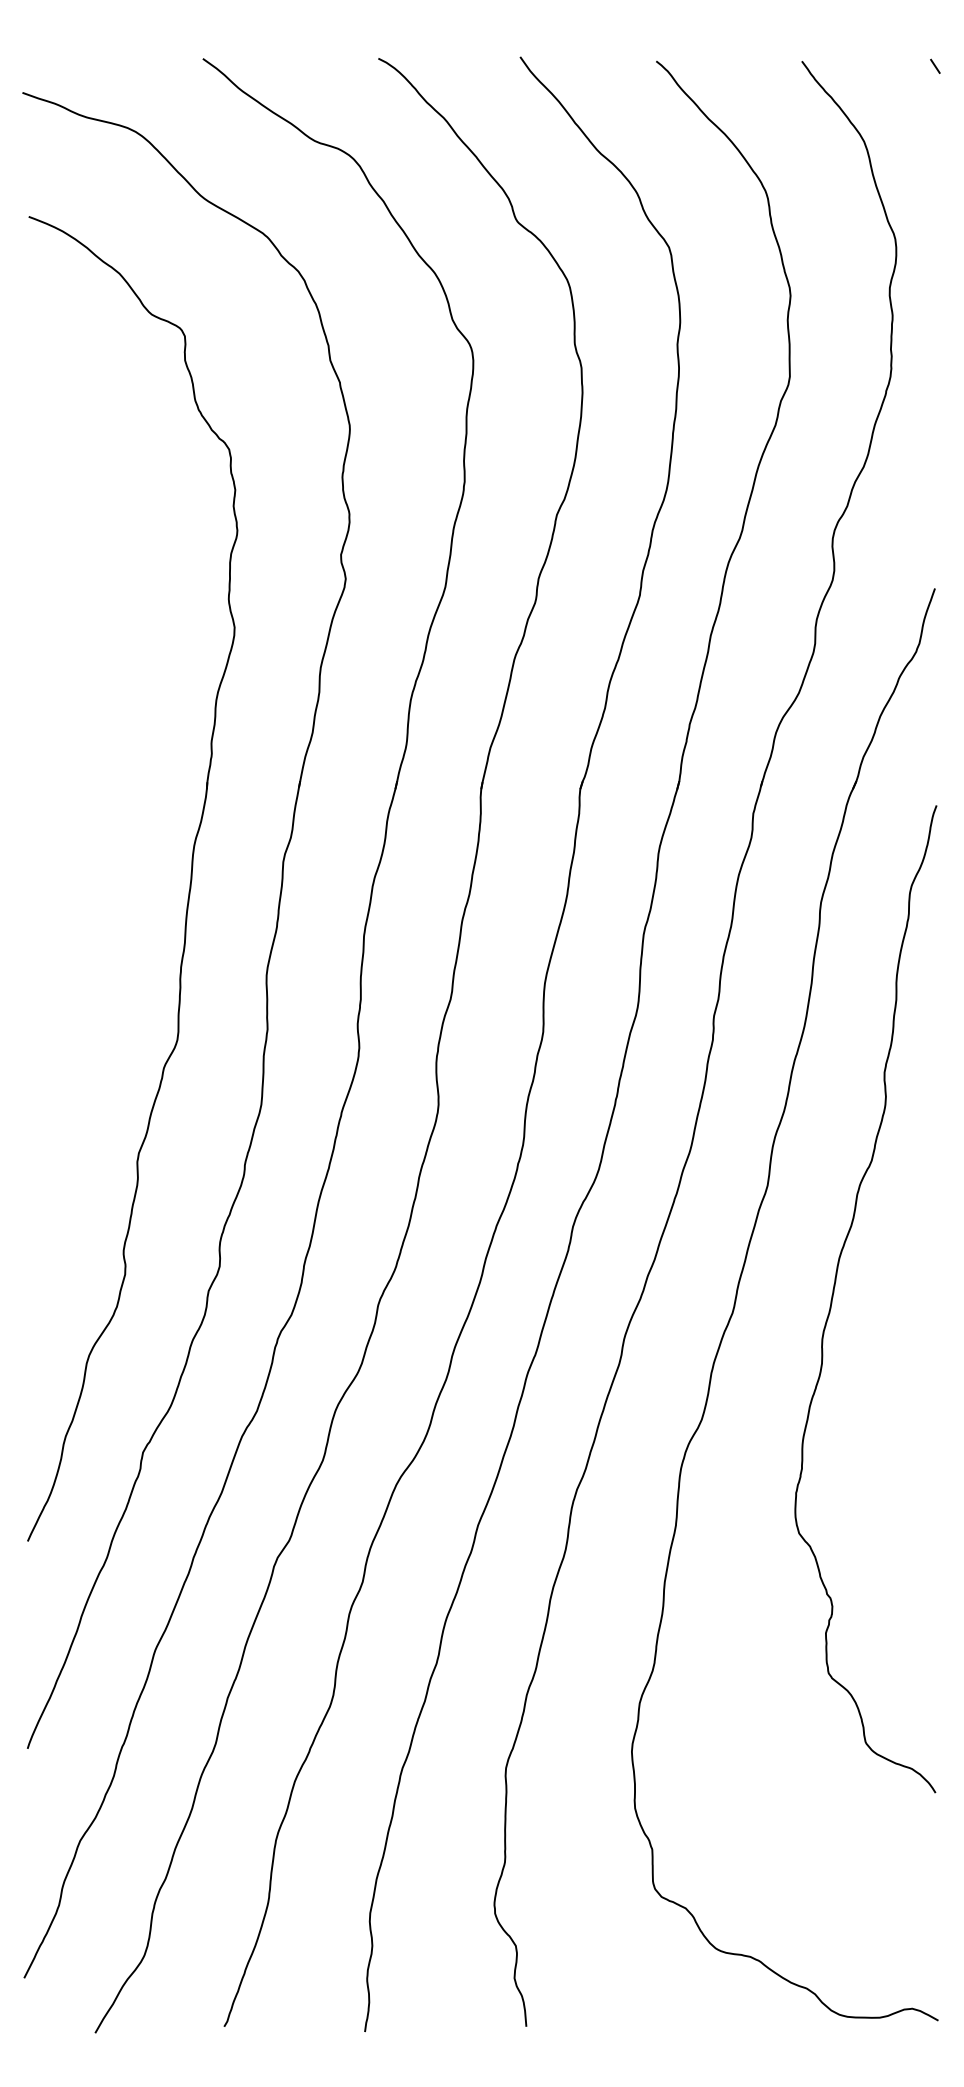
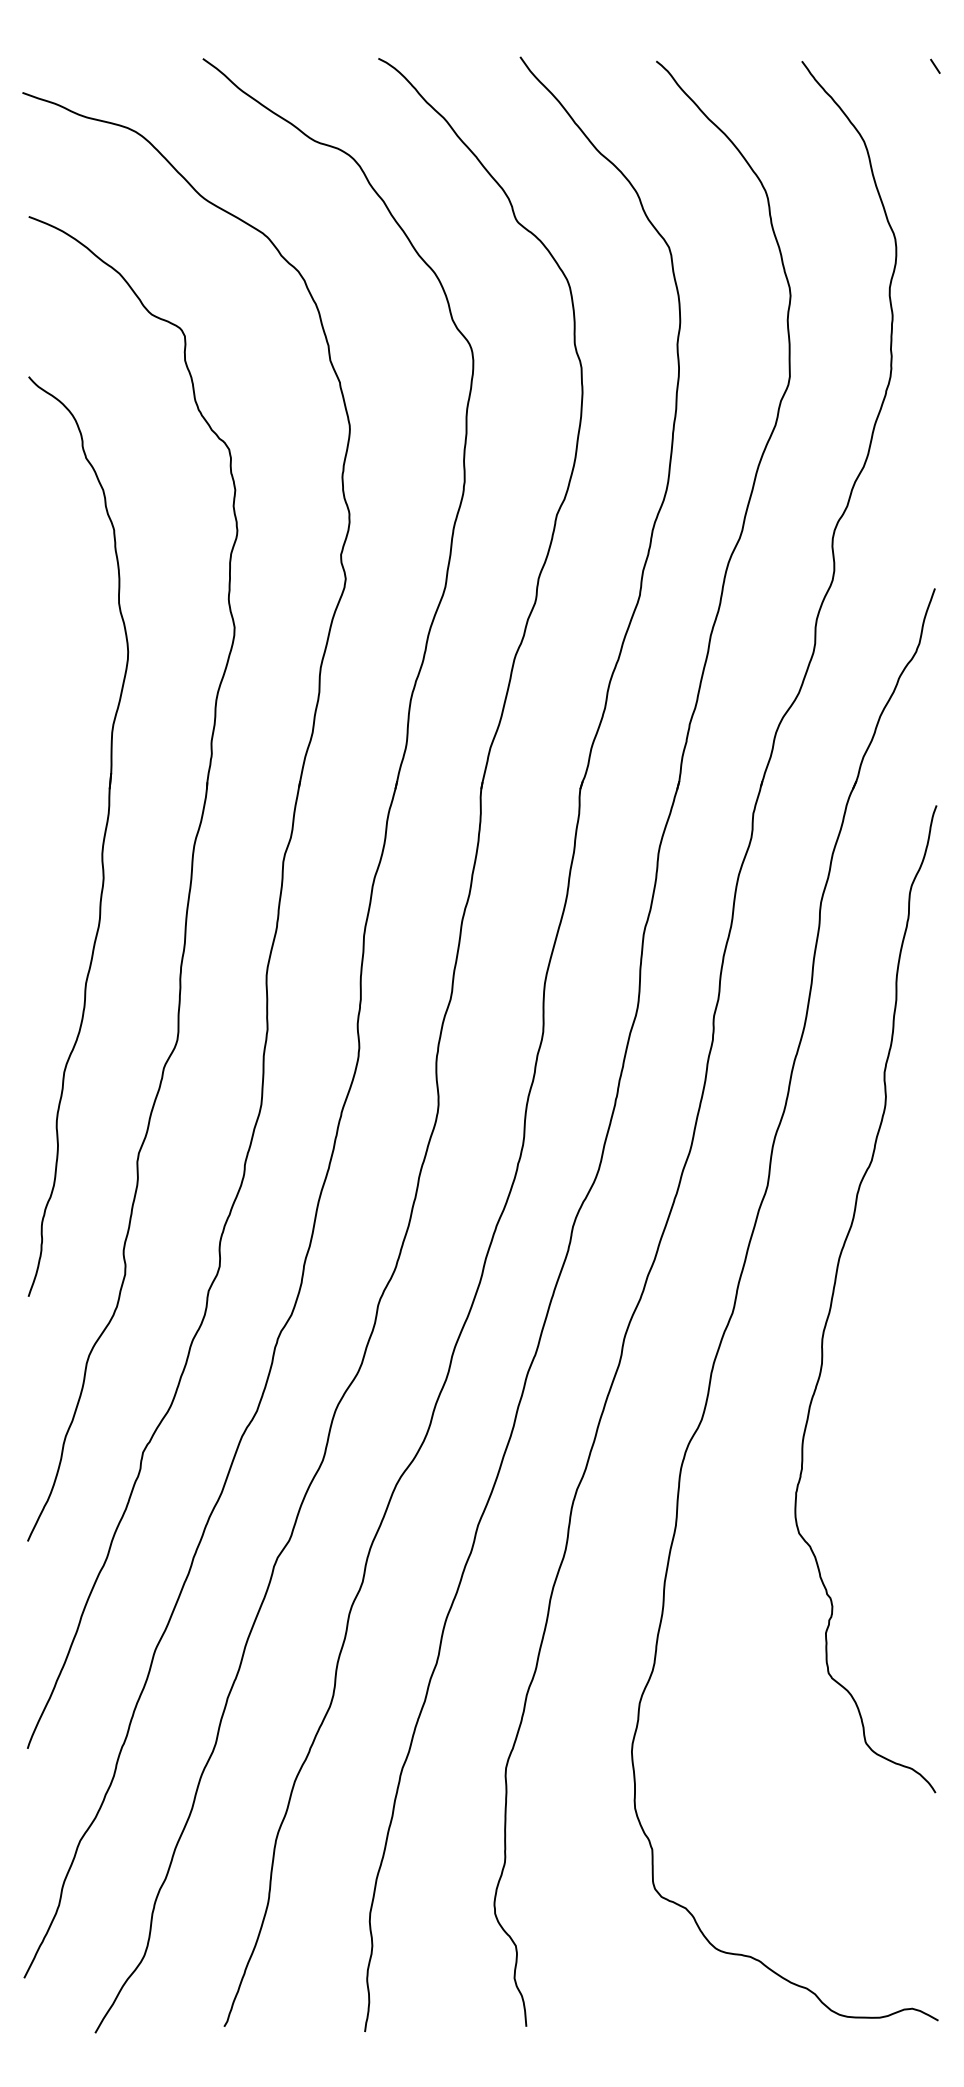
part: none -> present (102, 841)
